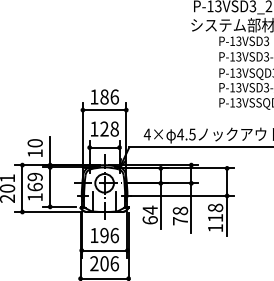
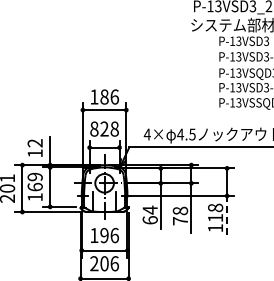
text: 128 -> 828 (94, 128)
text: 10 -> 12 (34, 143)
line: solid -> dashed (227, 216)
